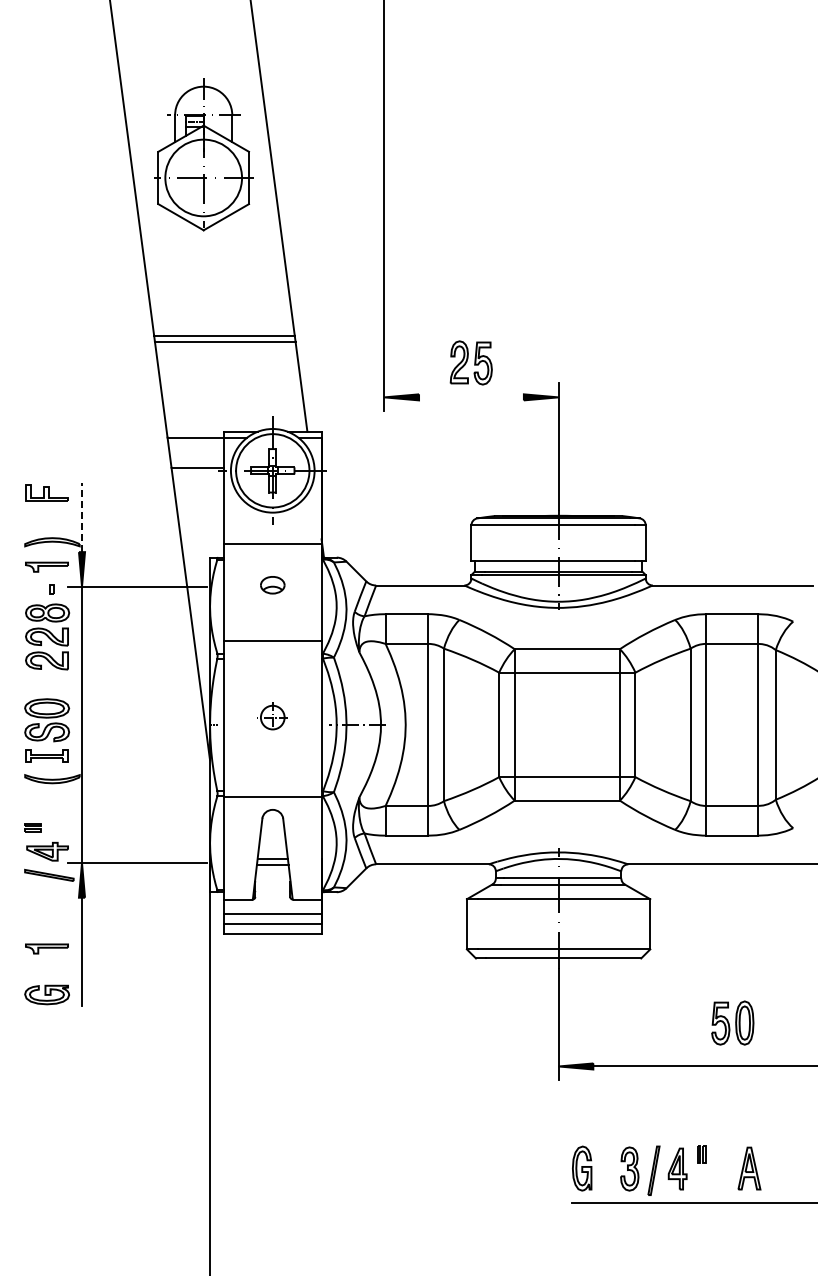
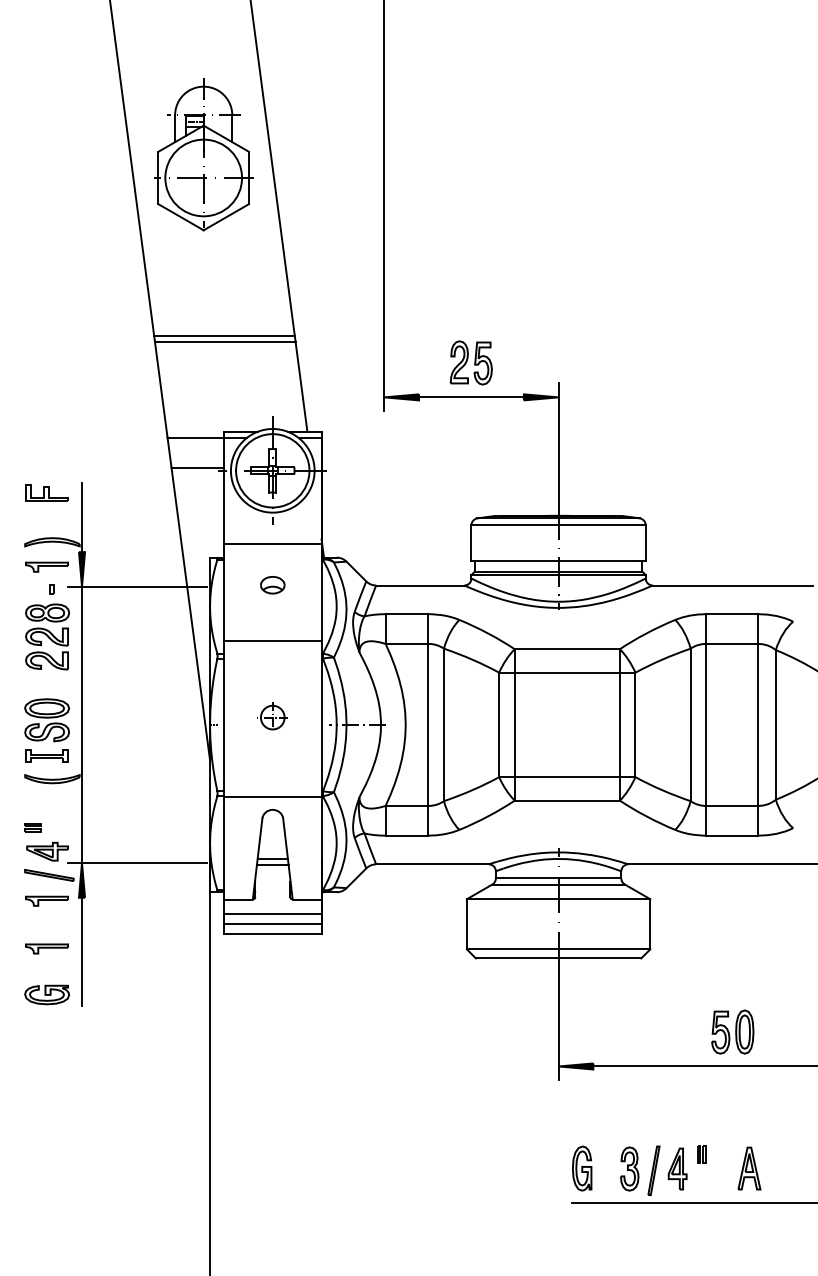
line: none -> present (471, 397)
line: dashed -> solid (82, 517)
part: none -> present (46, 900)
part position: (732, 1022) -> (732, 1031) (732, 1031)
